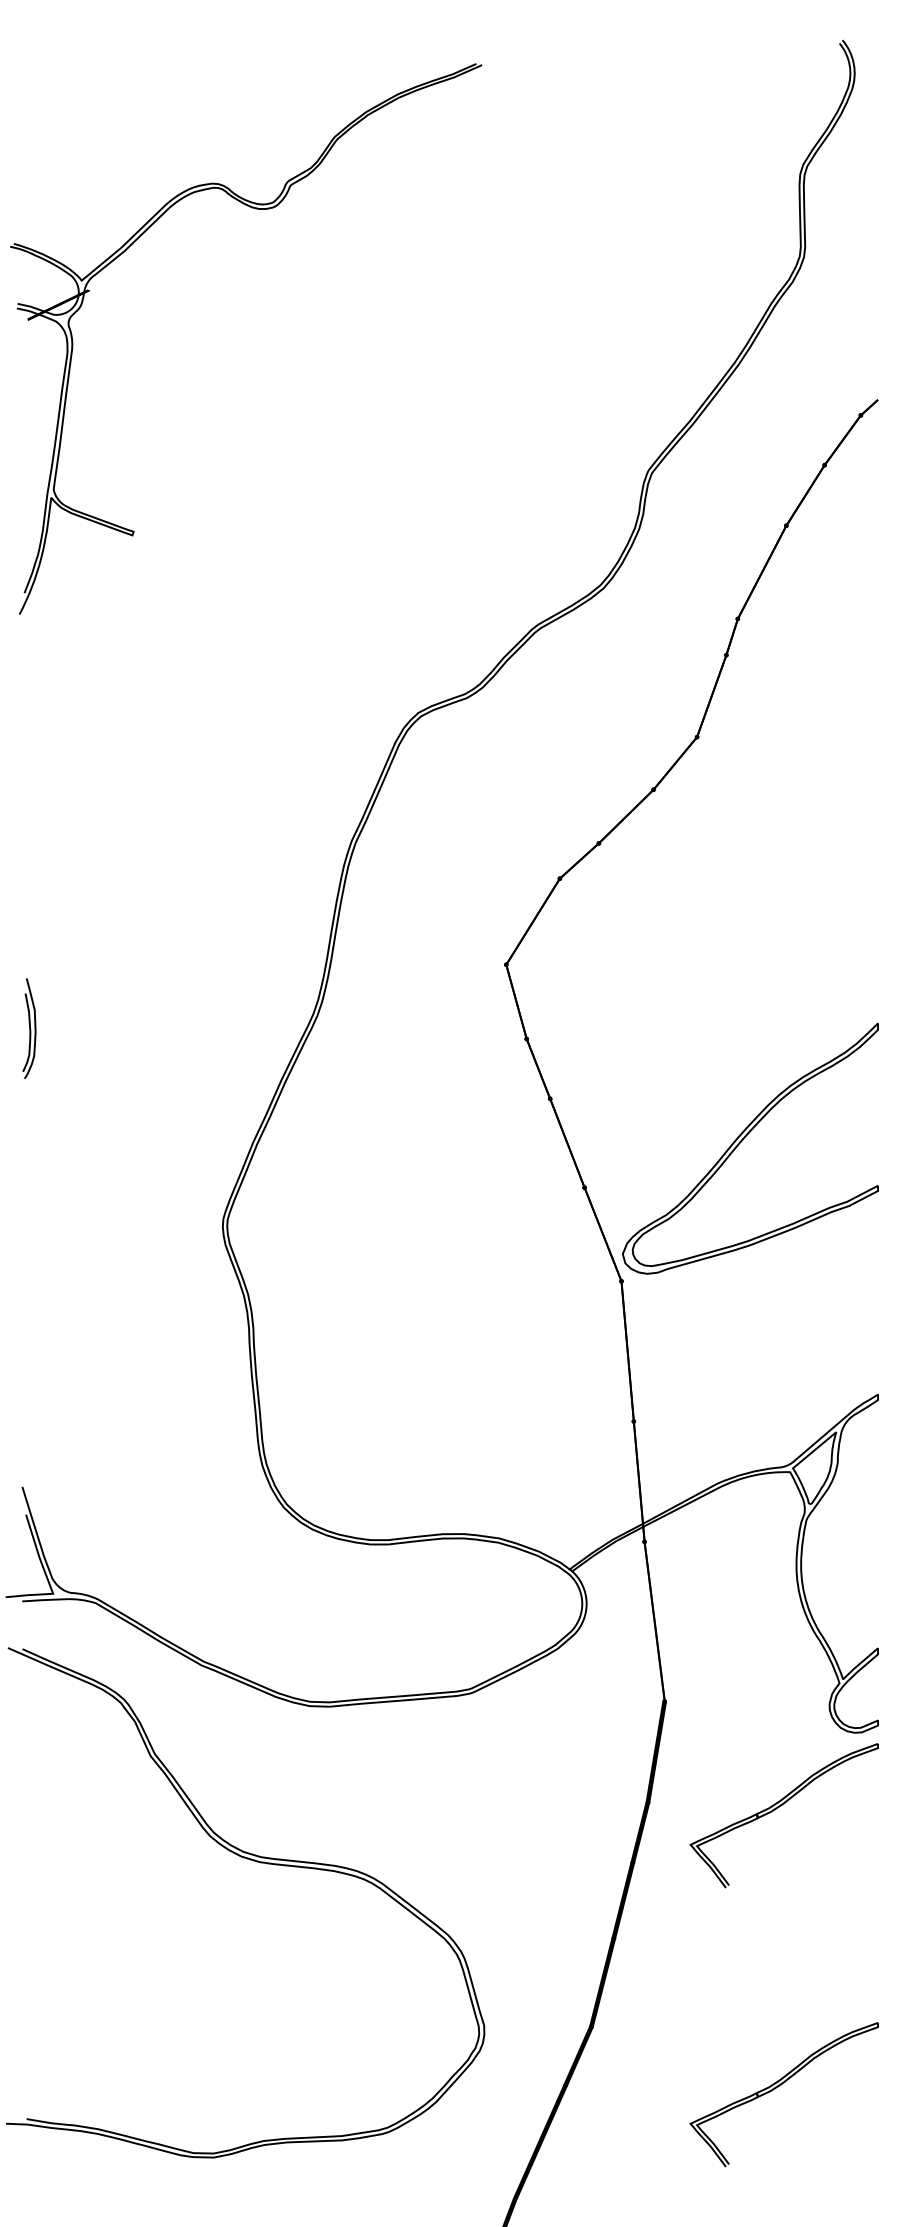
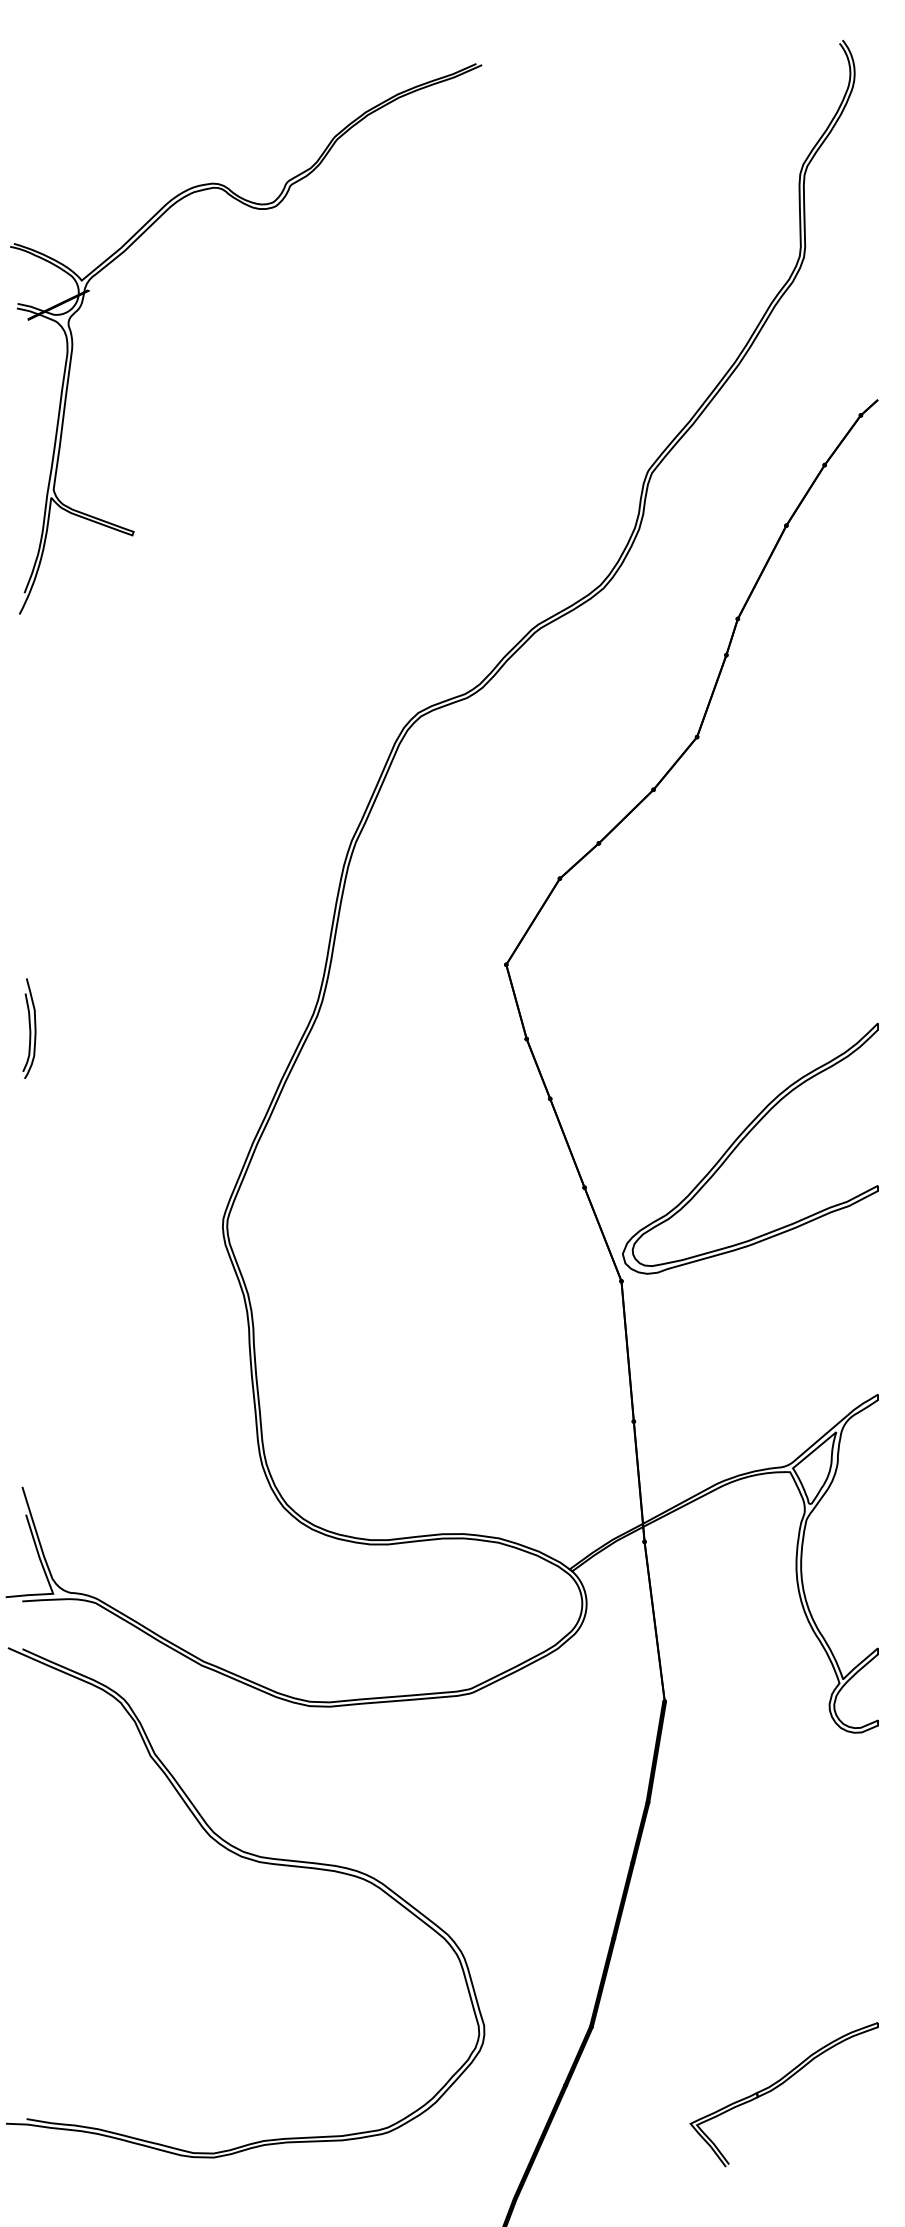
part: present -> none (778, 1808)
